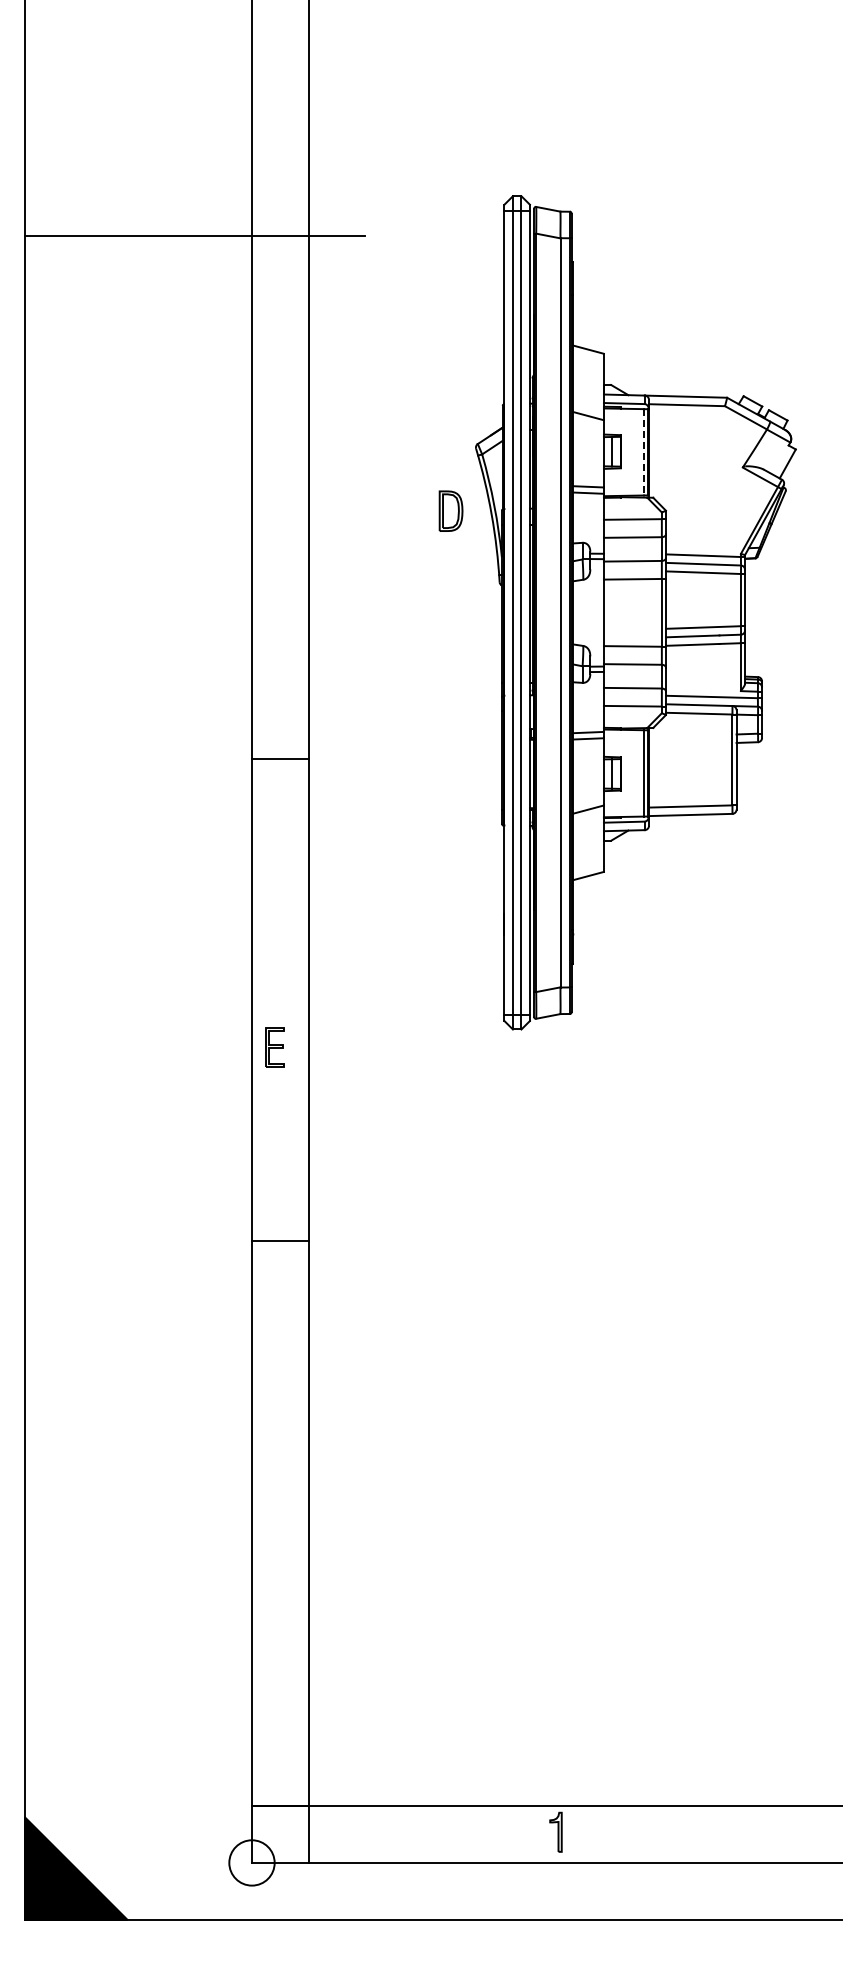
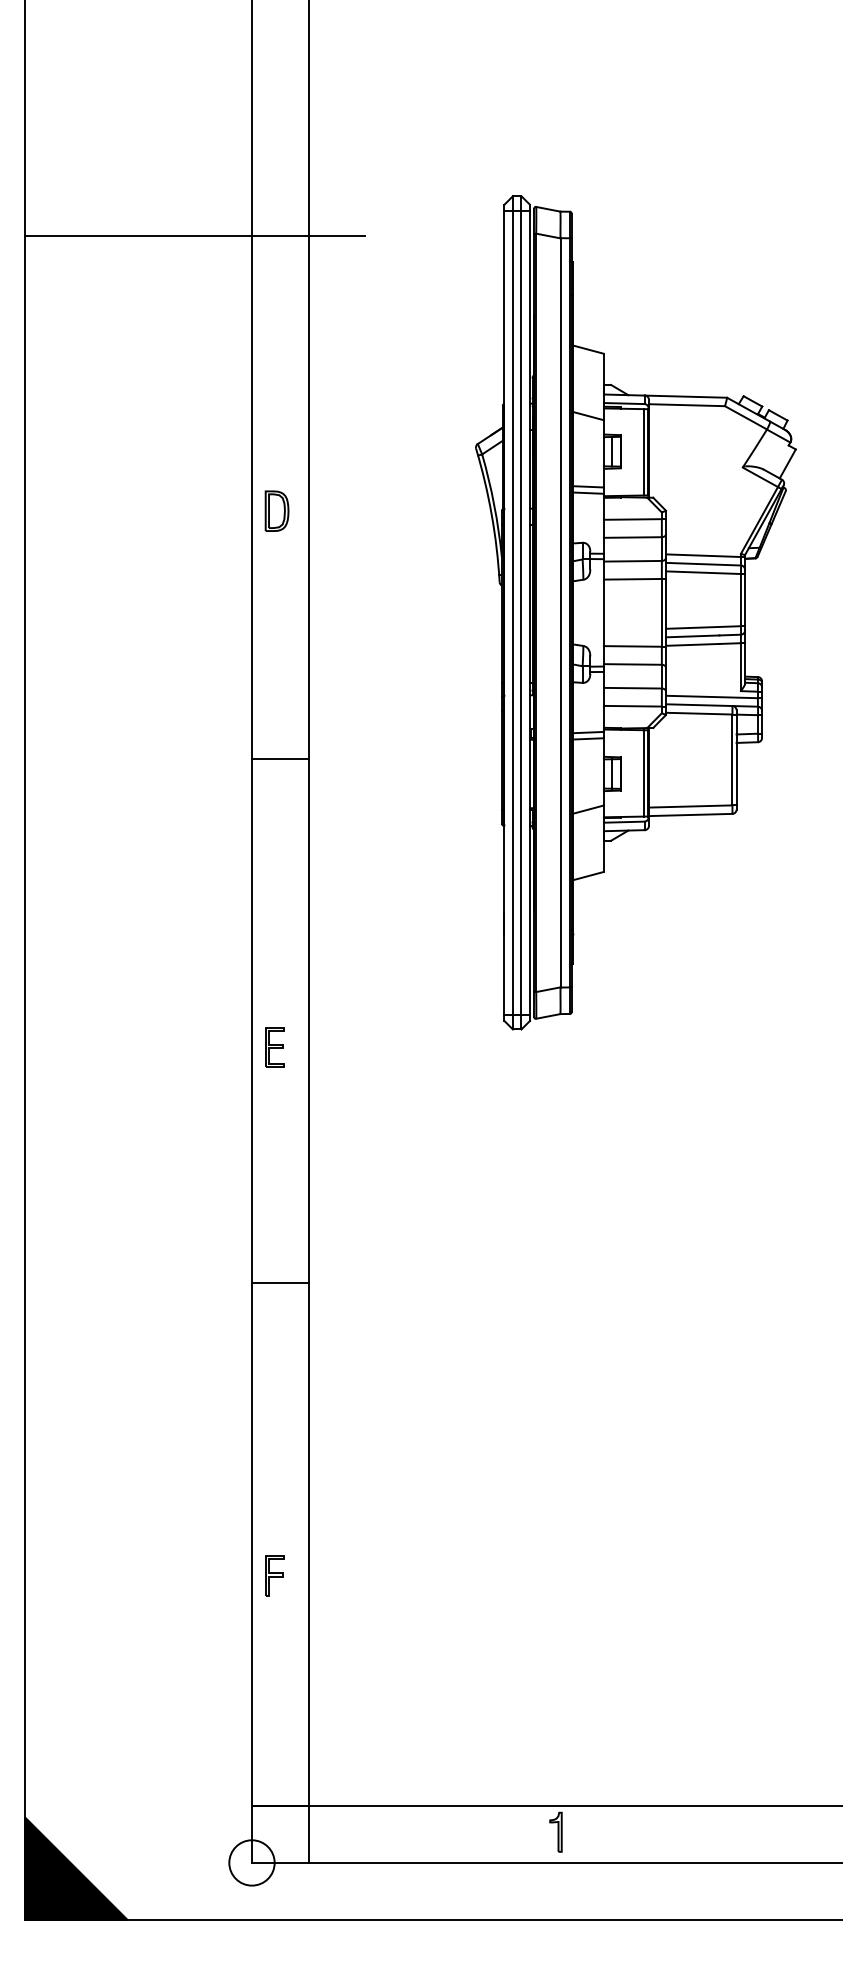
line: dashed -> solid (643, 452)
part position: (450, 510) -> (276, 510) (276, 510)
line position: (280, 1240) -> (280, 1282) (280, 1282)
part: none -> present (274, 1575)
